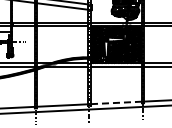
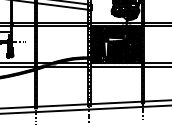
line: dashed -> solid (116, 102)
